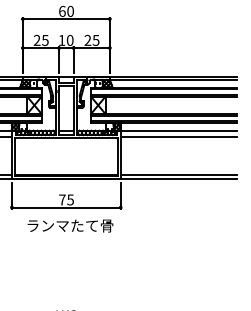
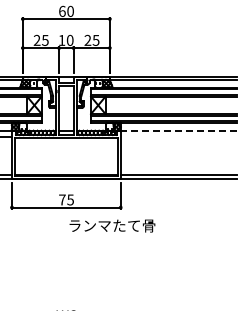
line: solid -> dashed (177, 130)
line: present -> none (178, 136)
text position: (70, 225) -> (112, 225) (112, 225)
